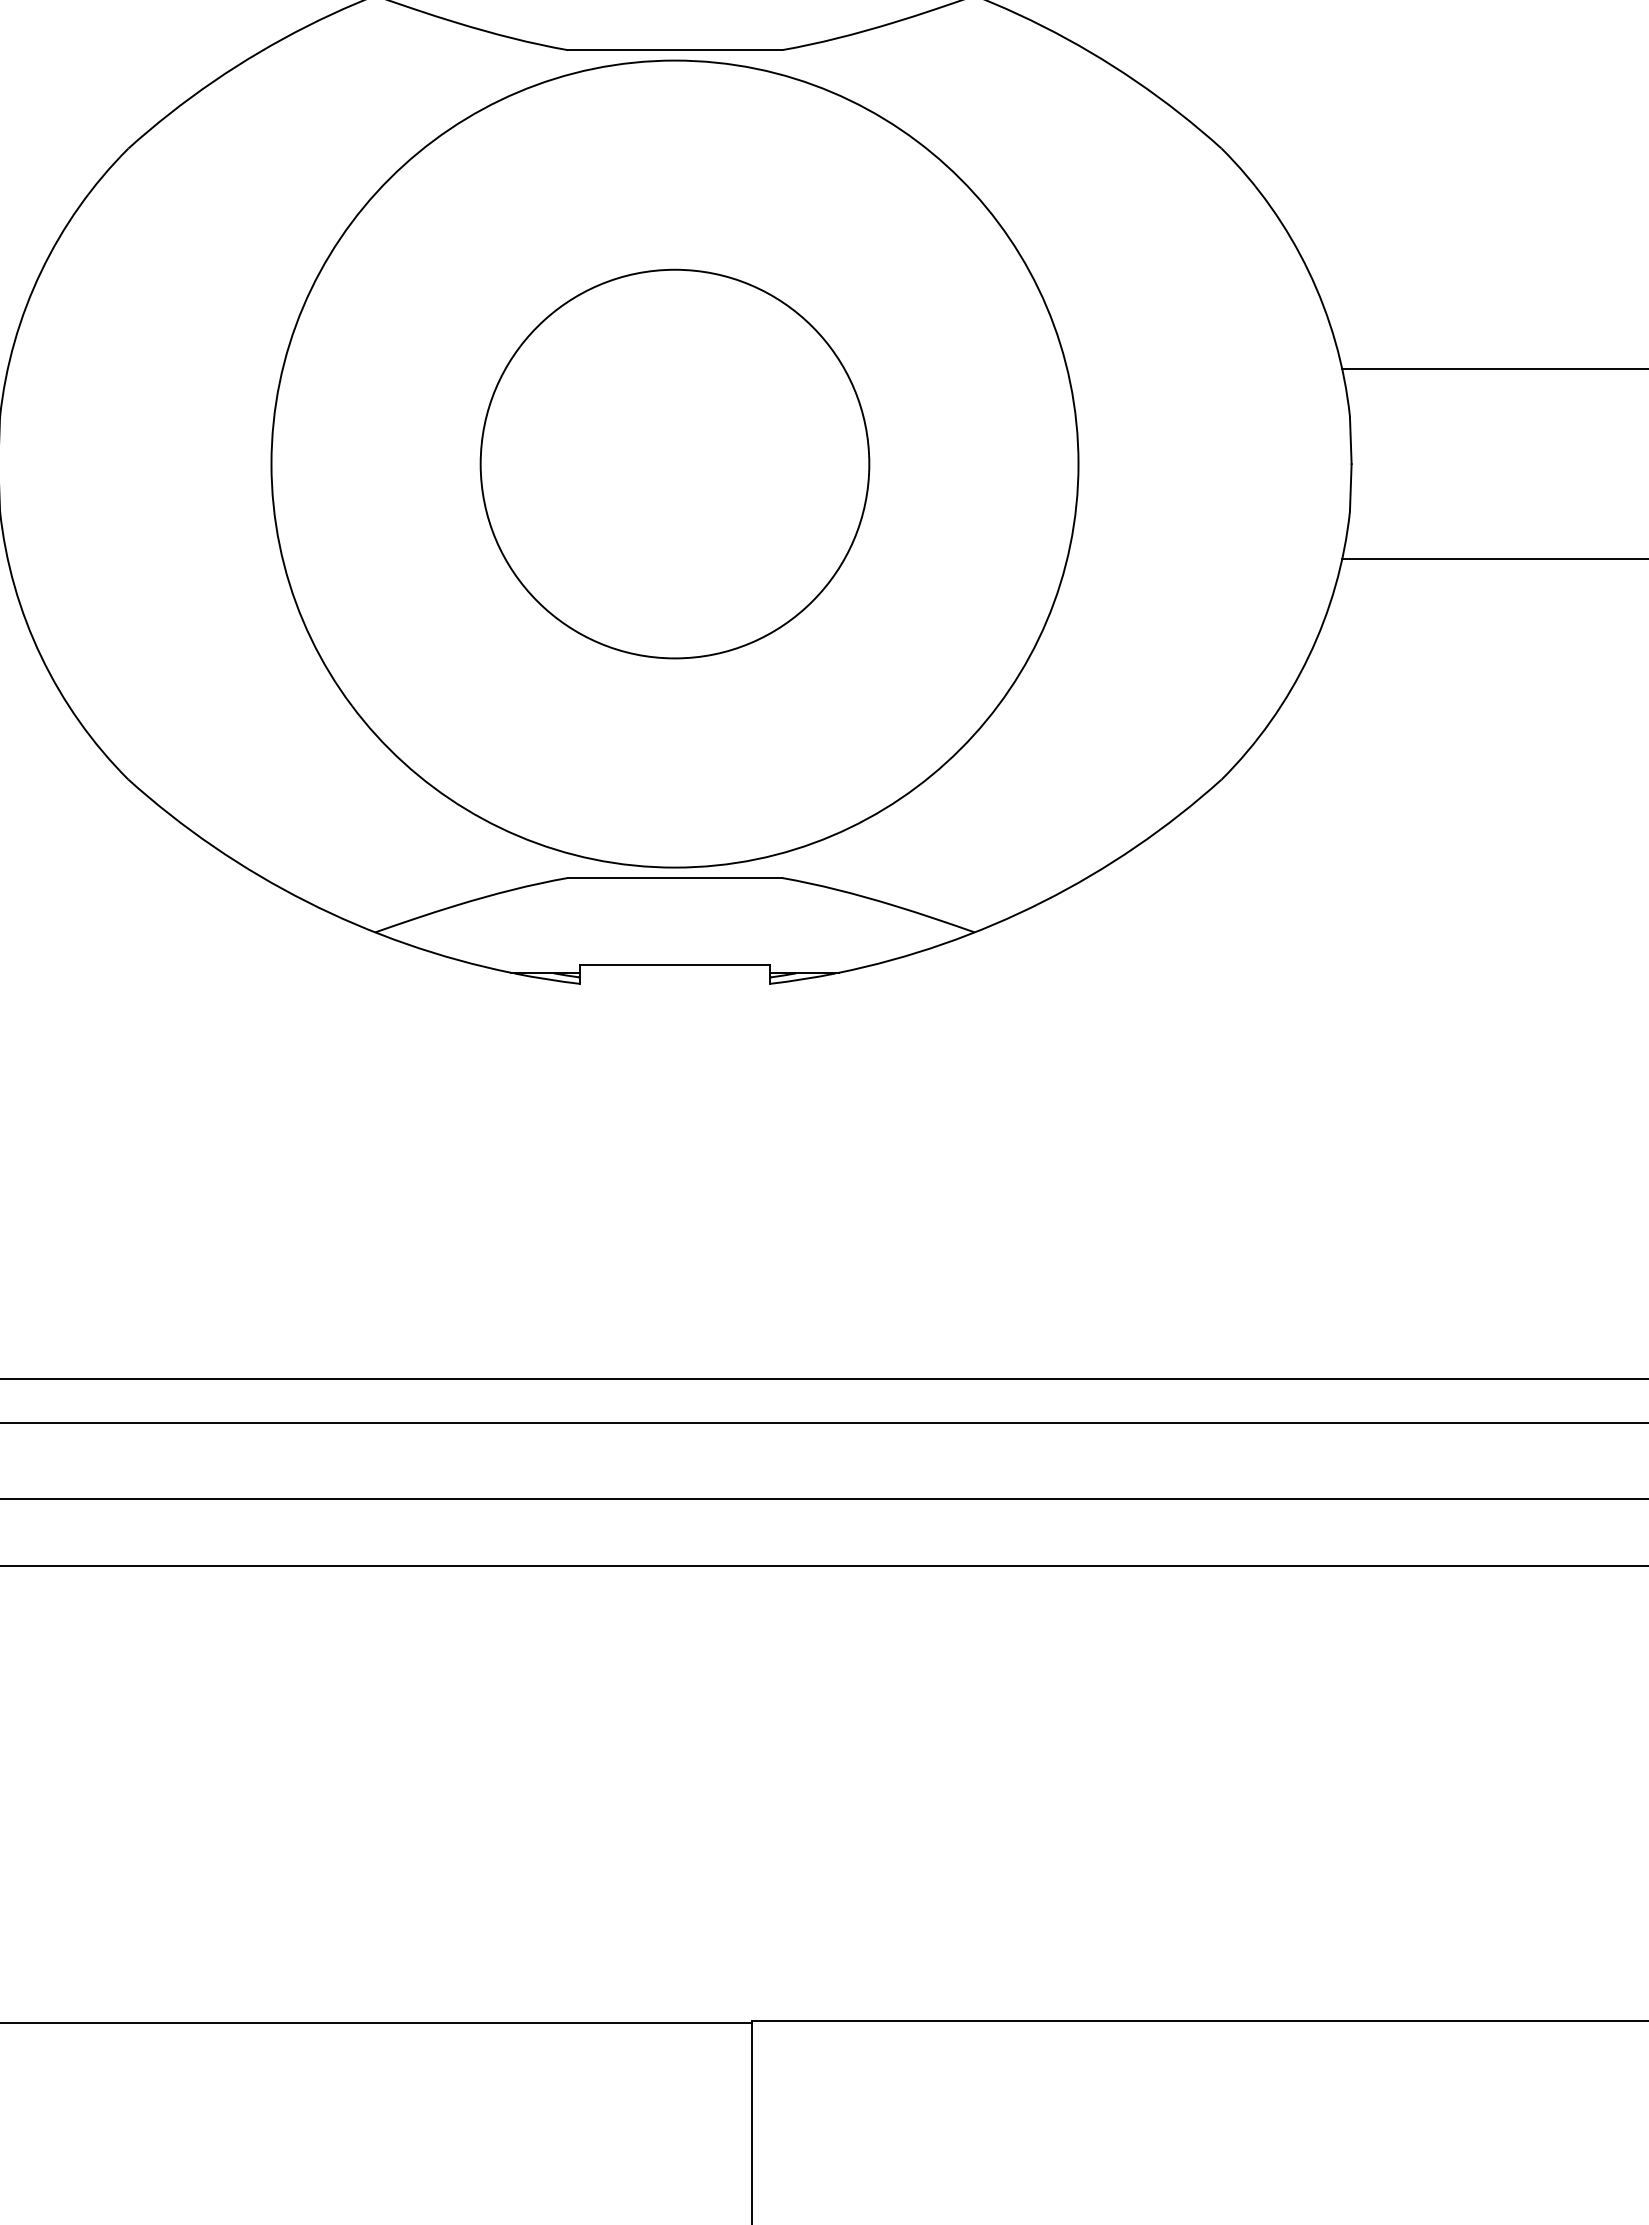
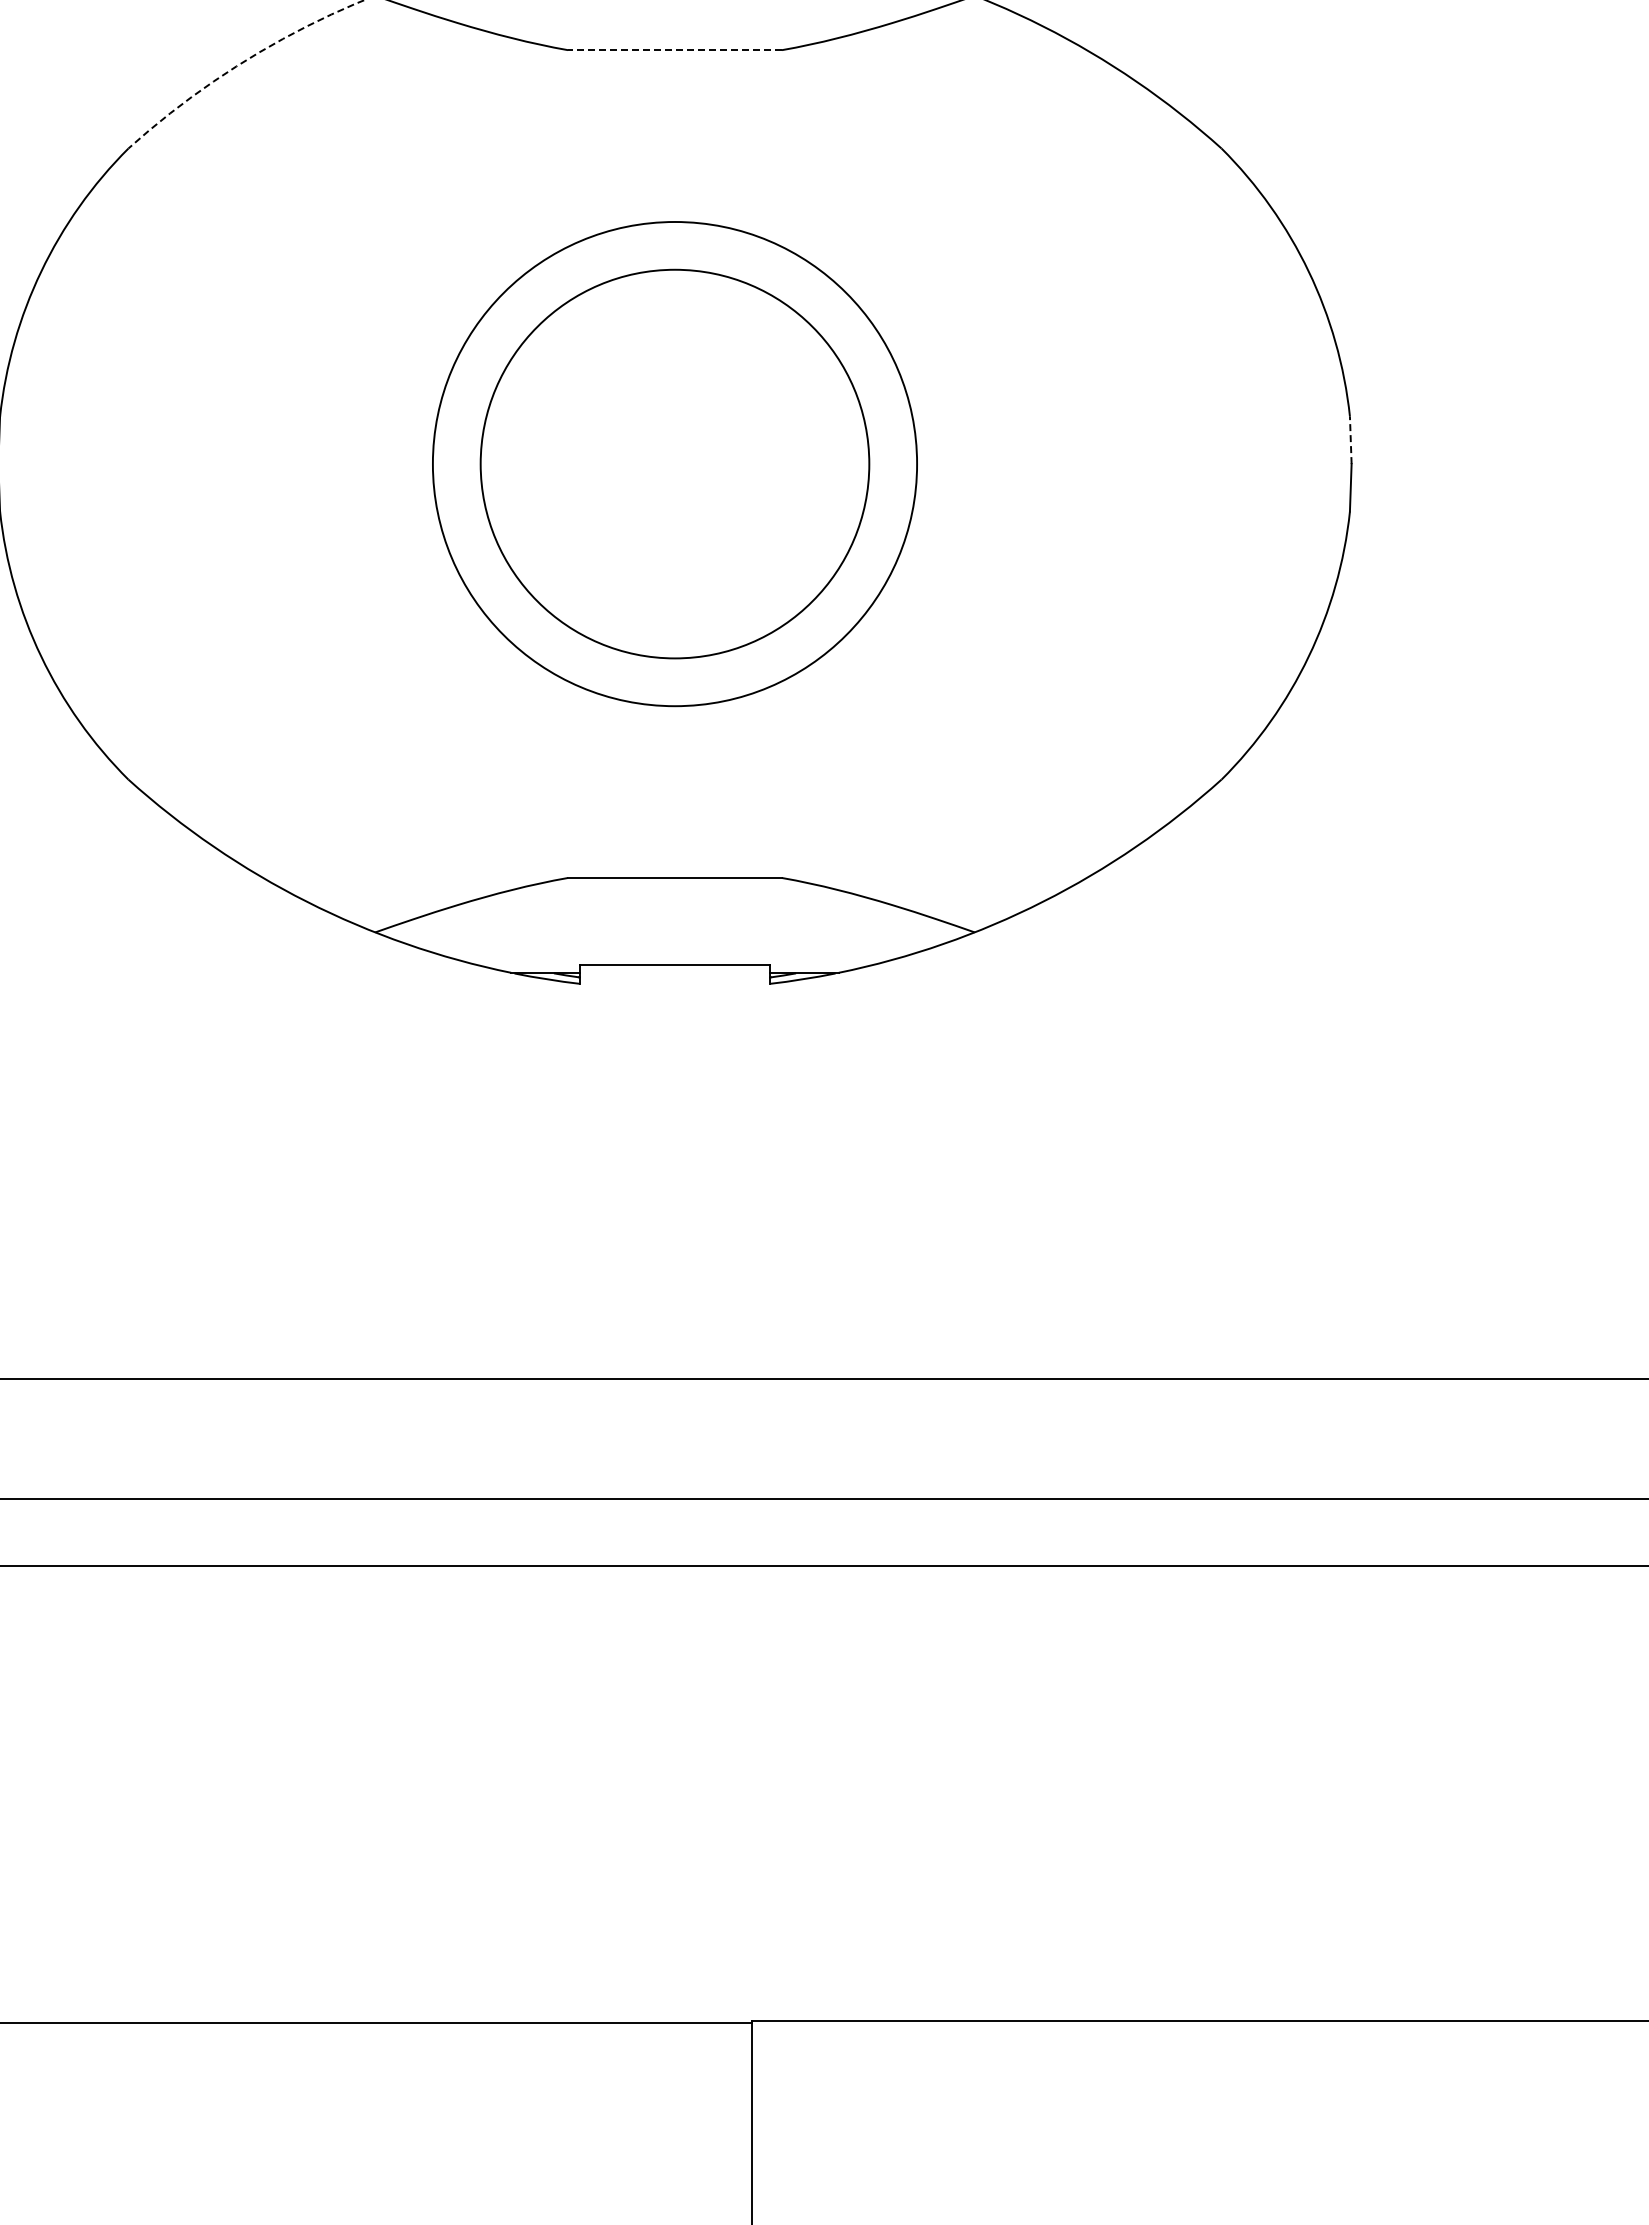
line: solid -> dashed (675, 50)
arc: solid -> dashed (240, 63)
line: present -> none (1493, 369)
line: solid -> dashed (1350, 440)
circle diameter: 807 px -> 484 px (674, 464)
line: present -> none (1493, 559)
line: present -> none (823, 1422)
